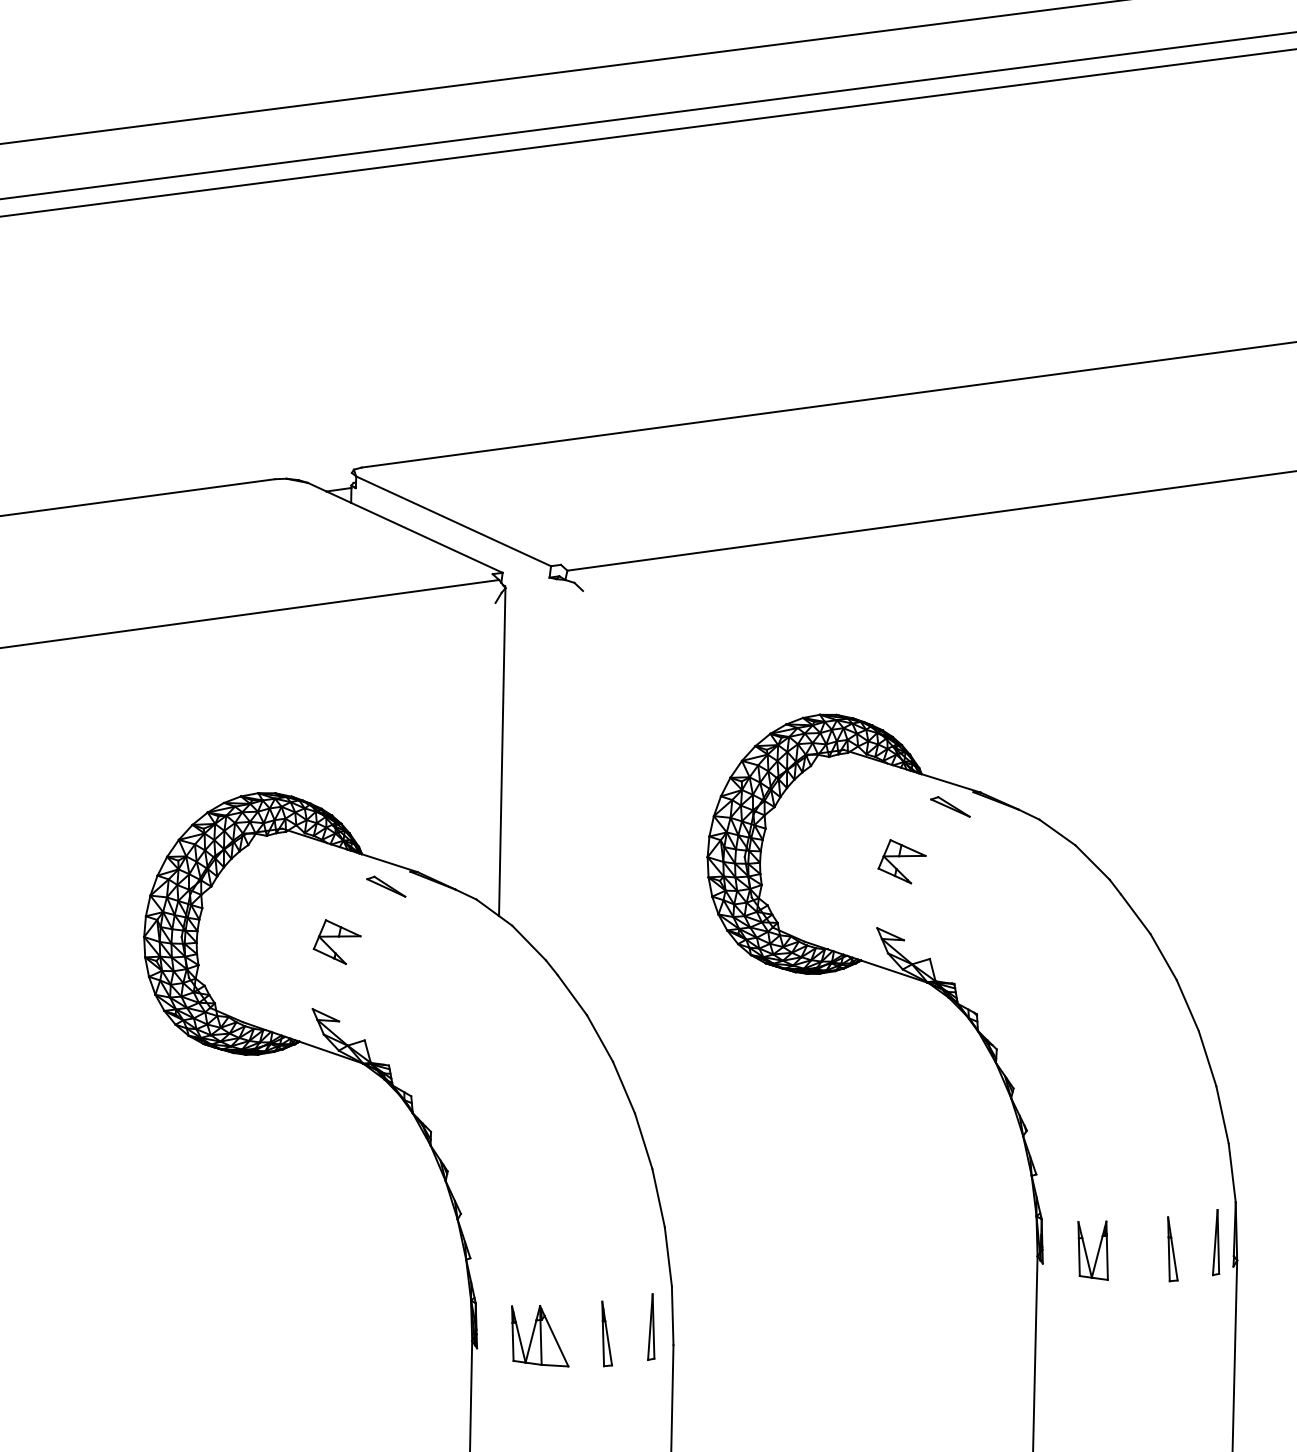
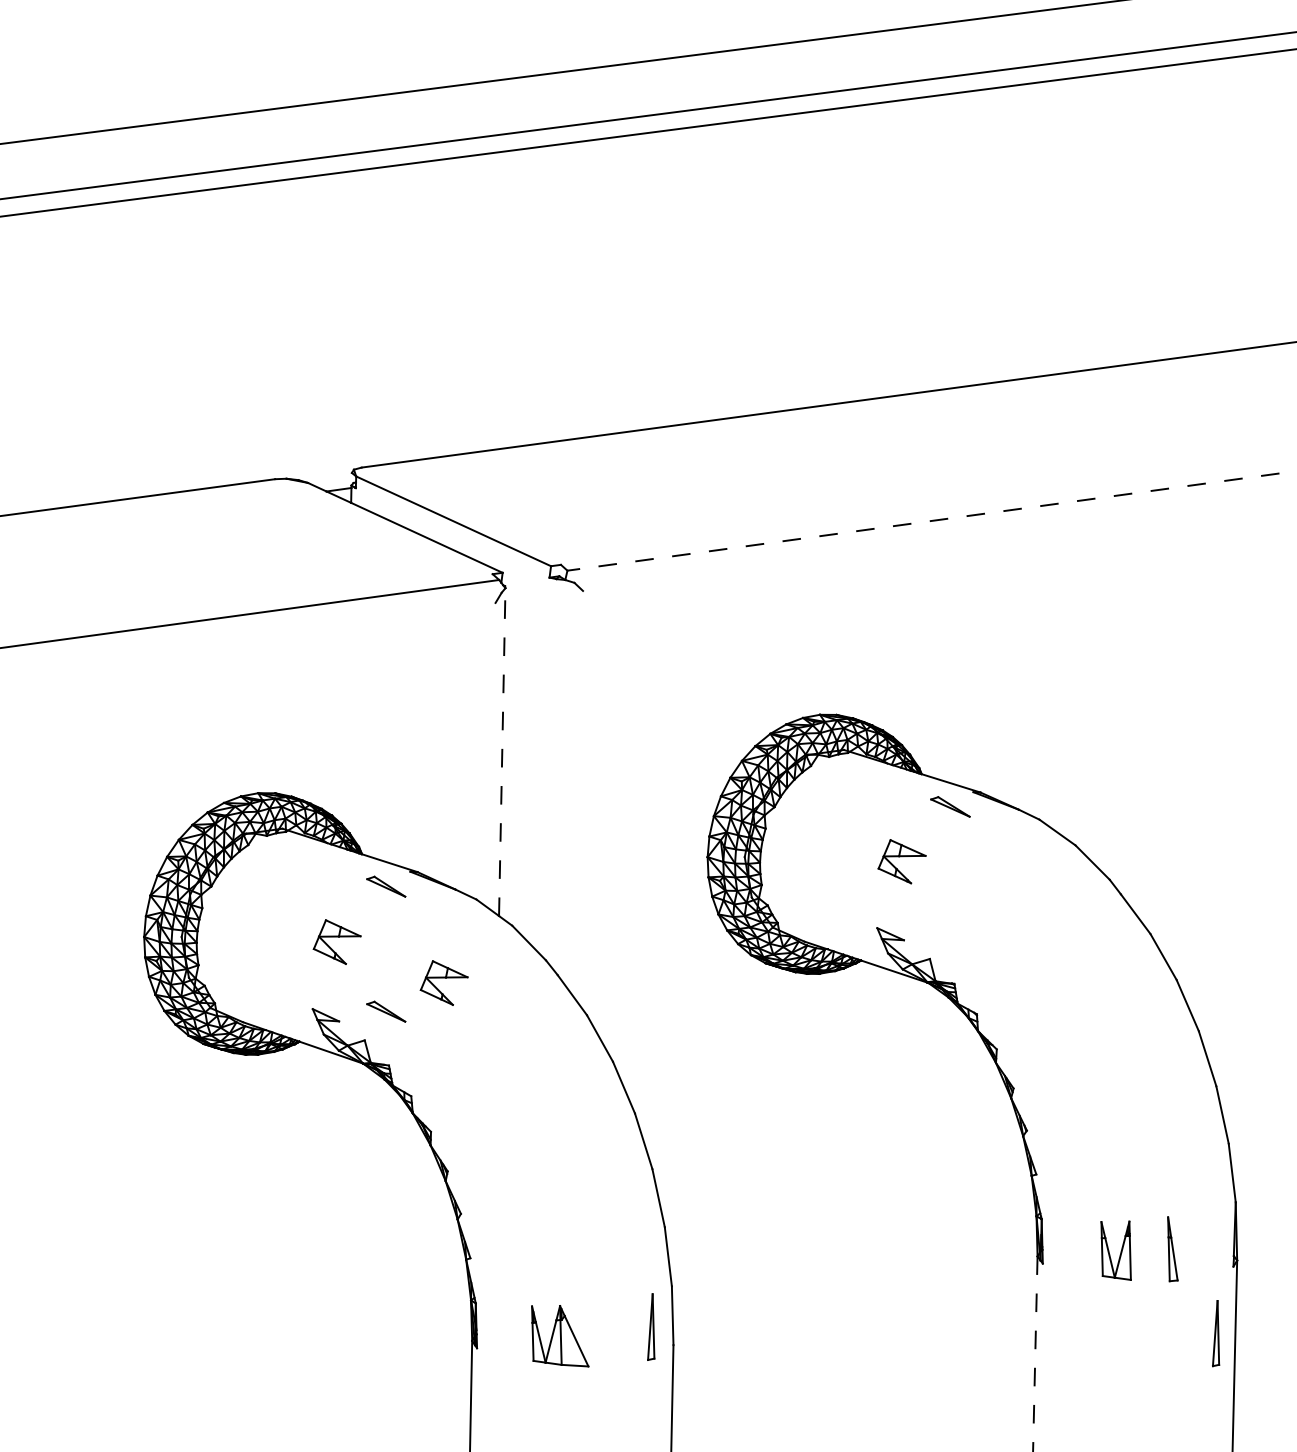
line: solid -> dashed (932, 520)
line: solid -> dashed (502, 752)
part: none -> present (443, 982)
part: none -> present (386, 1011)
part position: (1216, 1242) -> (1216, 1333) (1216, 1333)
part position: (1092, 1250) -> (1115, 1250) (1115, 1250)
part: present -> none (606, 1333)
part position: (540, 1336) -> (560, 1336) (560, 1336)
line: solid -> dashed (1035, 1354)
